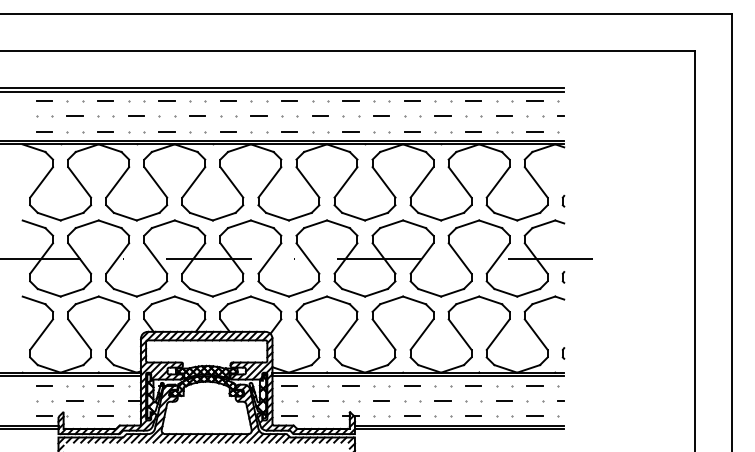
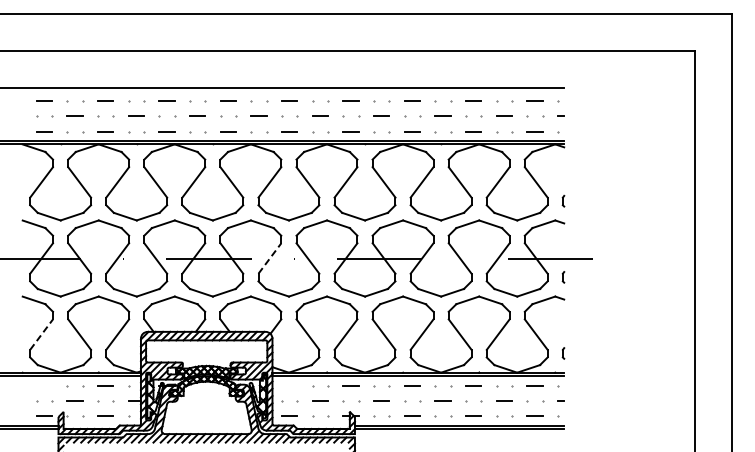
line: present -> none (283, 91)
line: solid -> dashed (270, 258)
line: solid -> dashed (41, 334)
line: present -> none (44, 385)
line: present -> none (289, 385)
